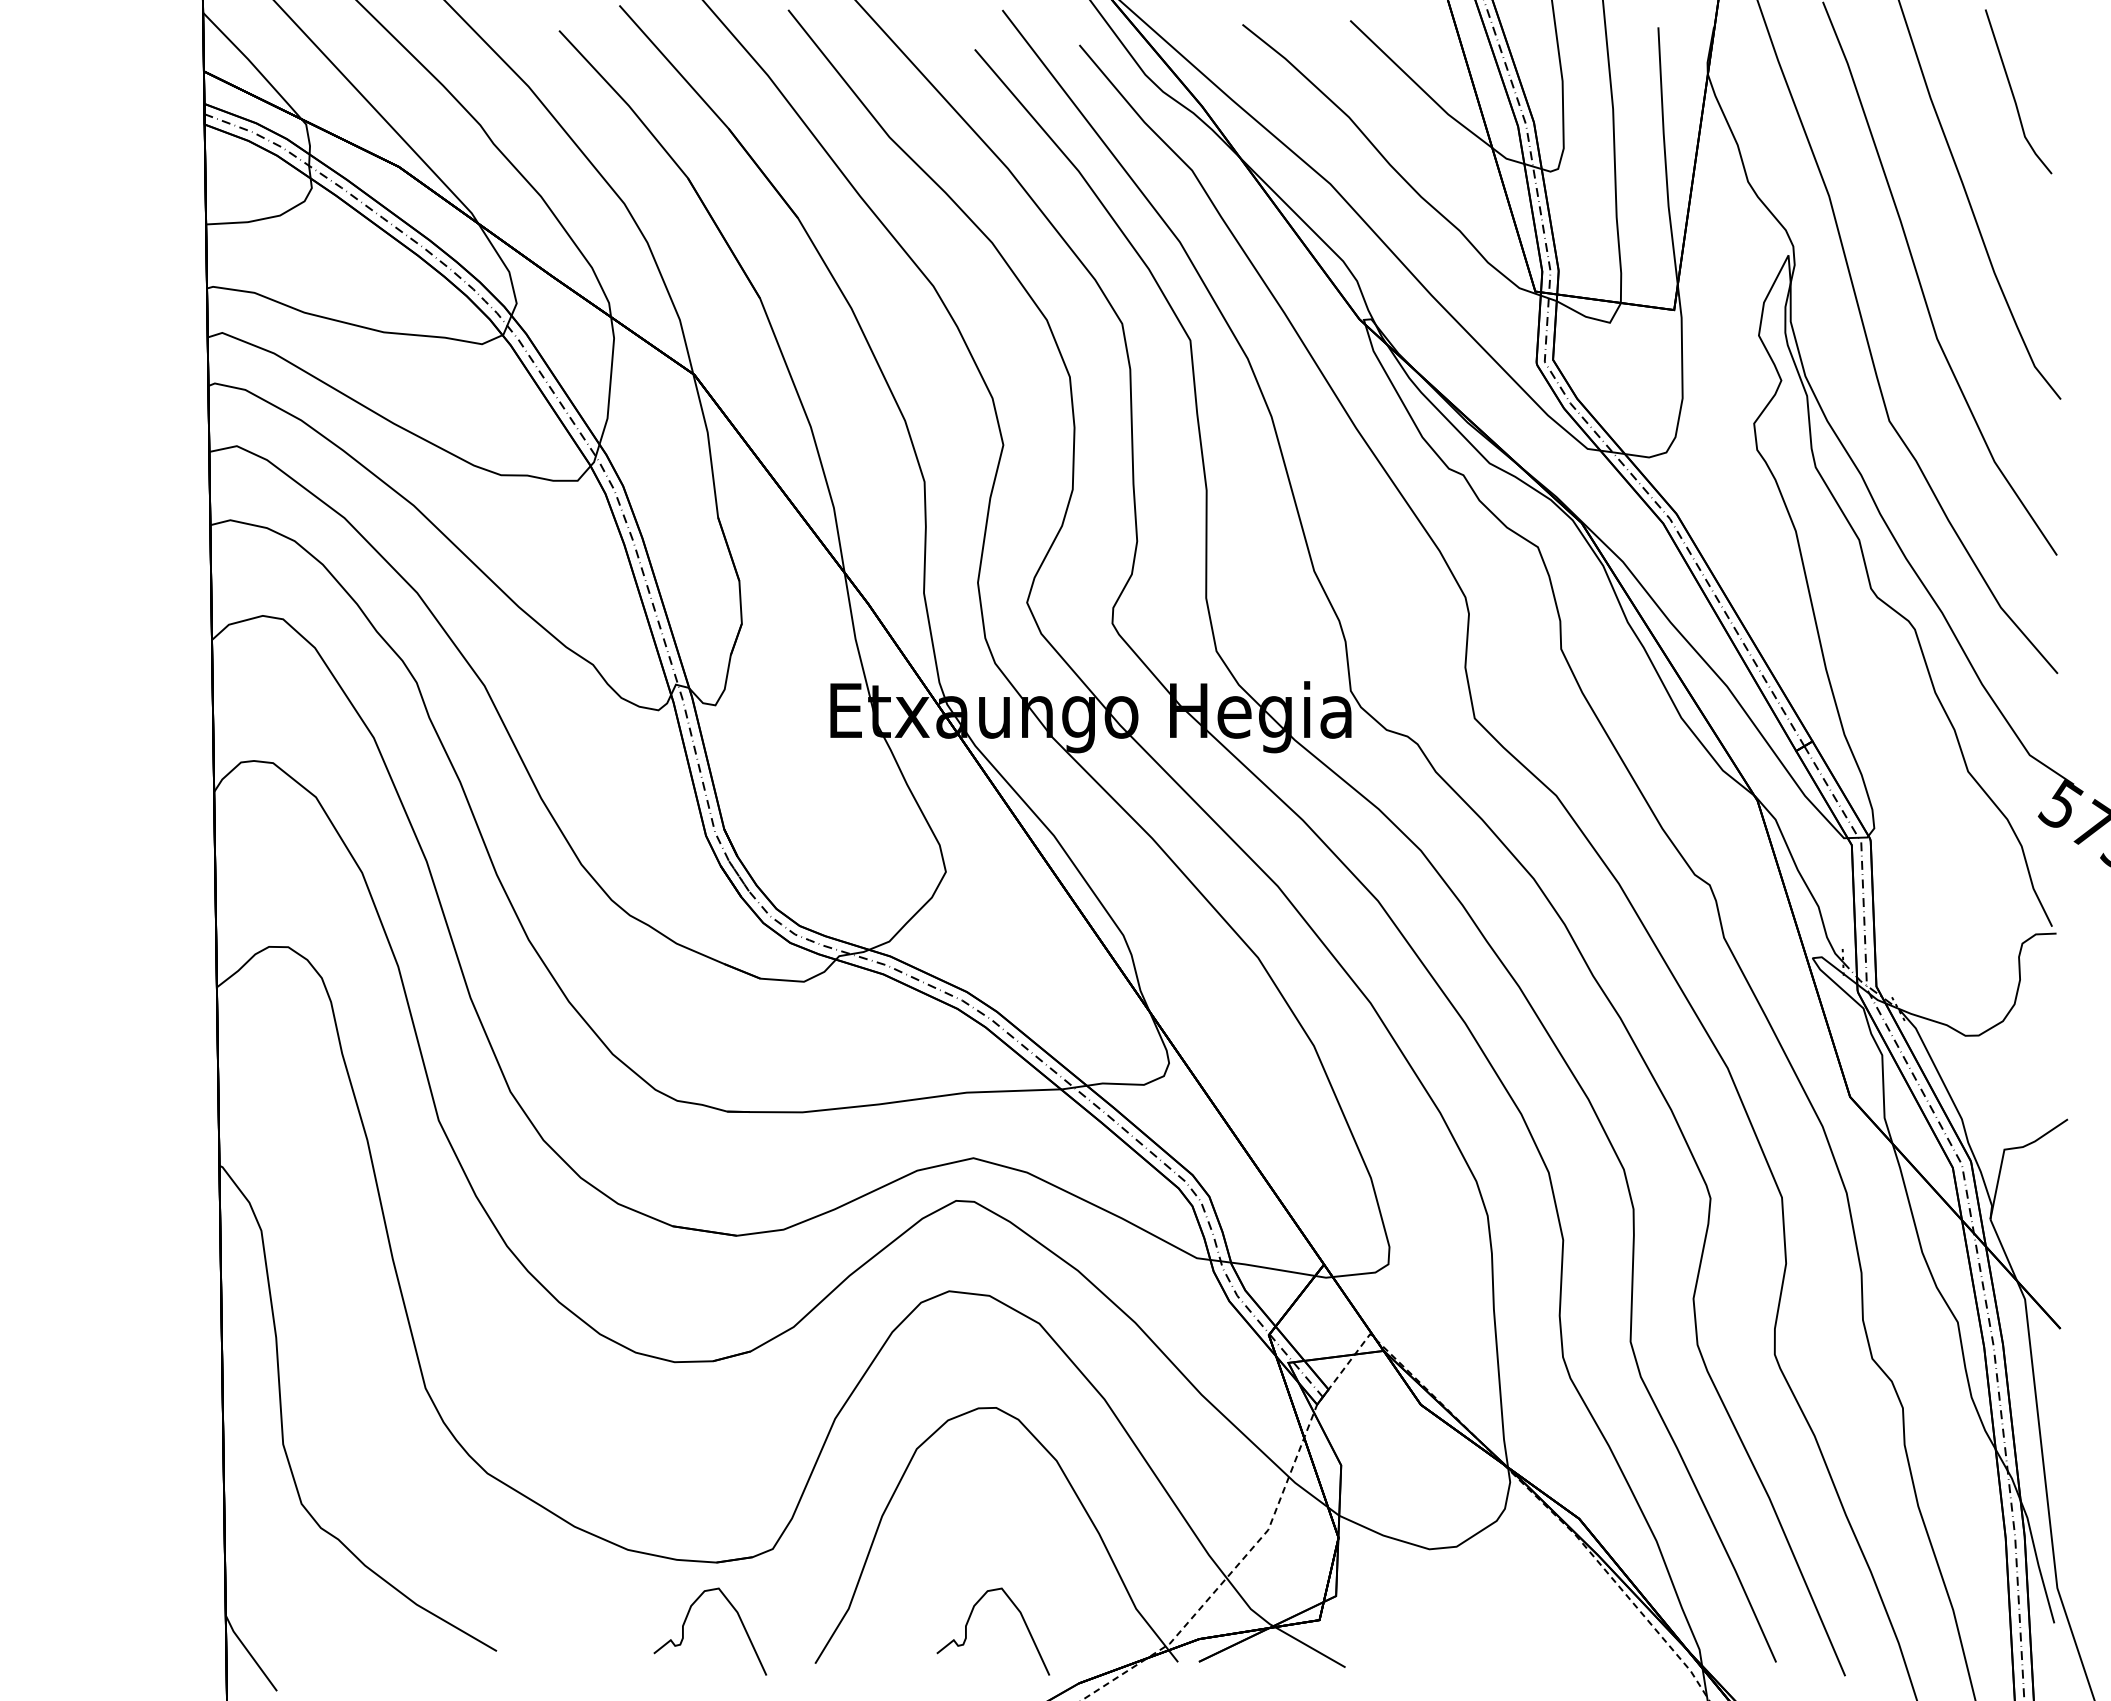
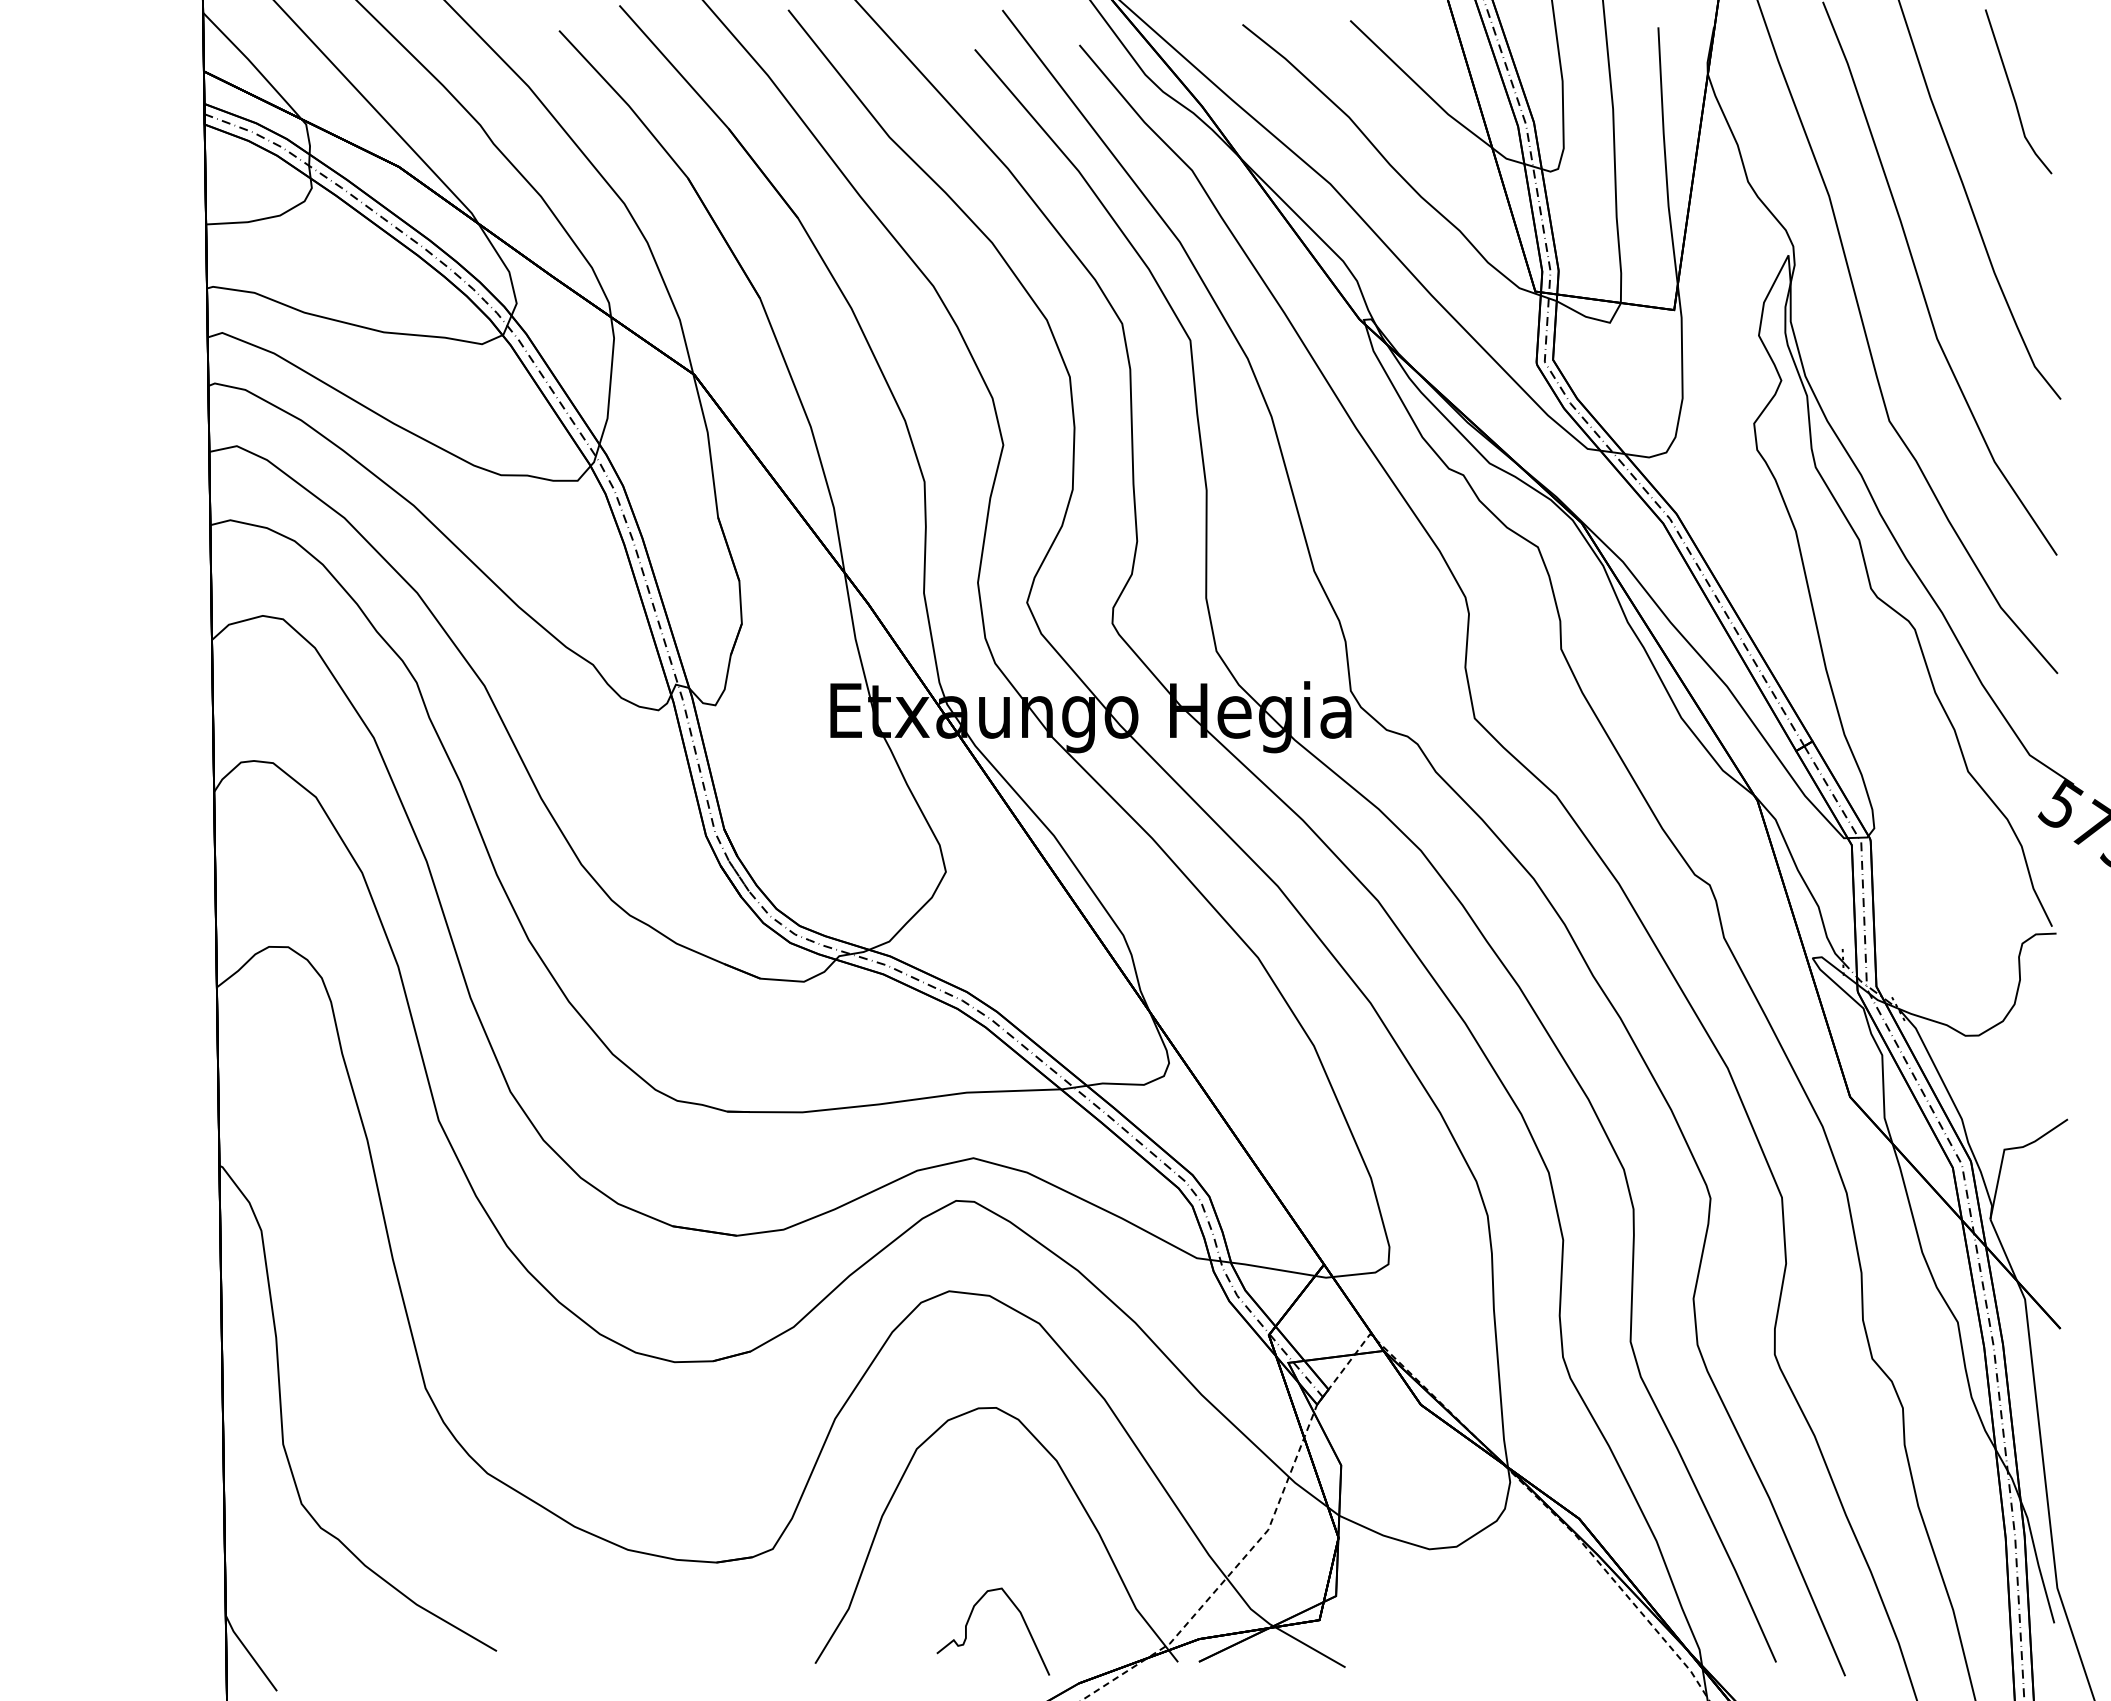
curve: present -> none (686, 1620)
